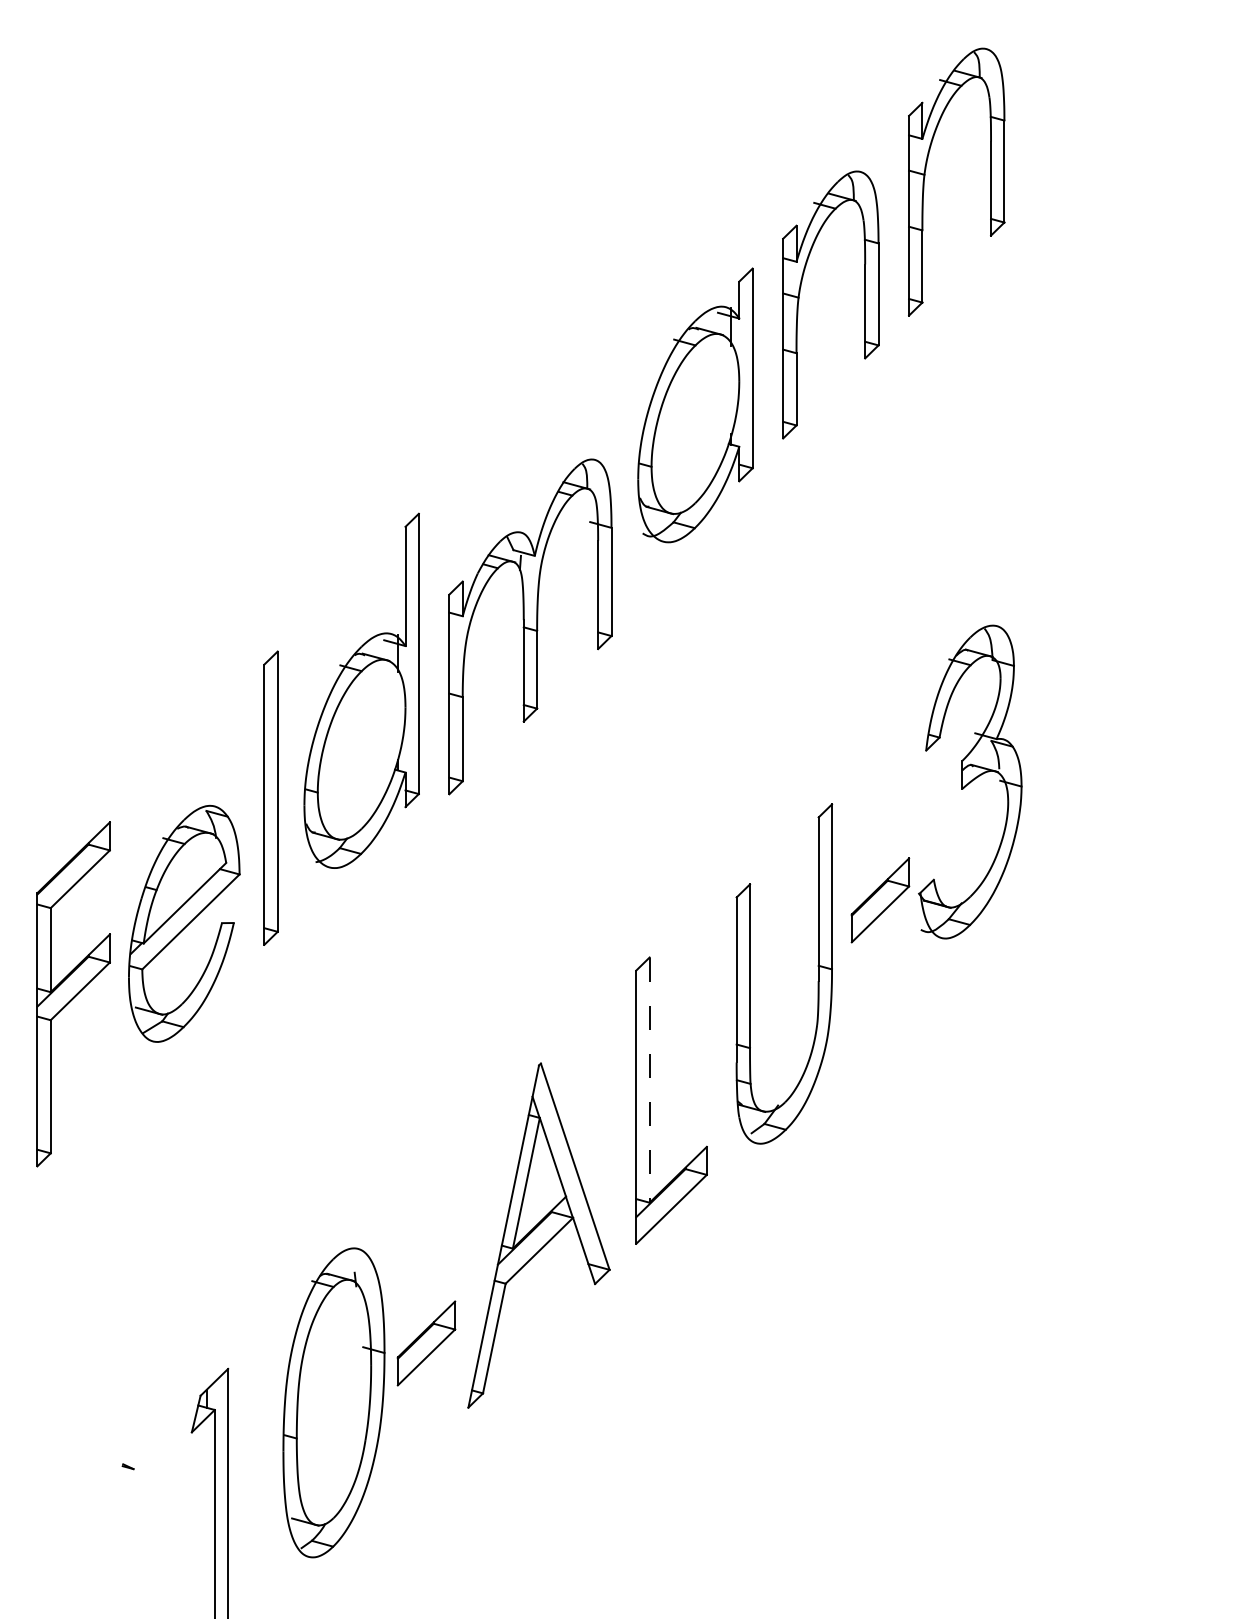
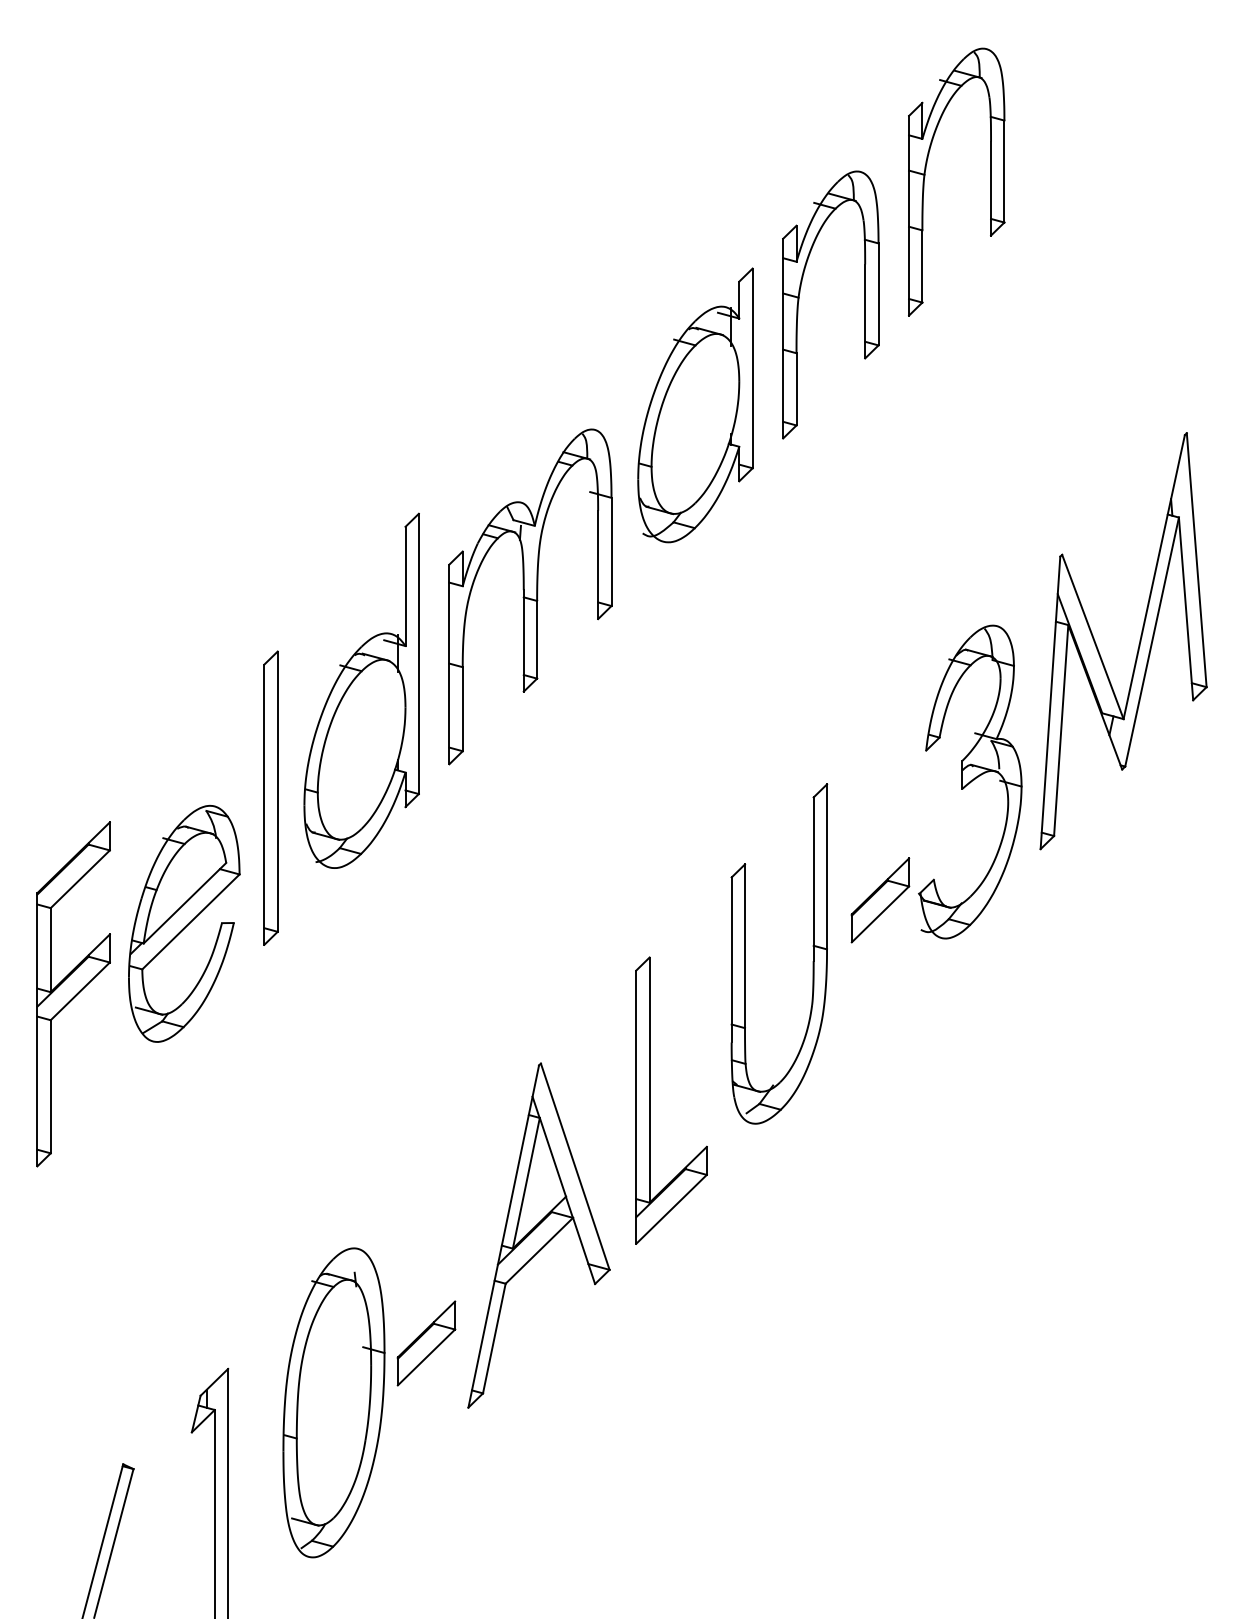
part position: (530, 626) -> (530, 596) (530, 596)
part: none -> present (1138, 644)
part position: (817, 966) -> (812, 946) (812, 946)
line: dashed -> solid (649, 1080)
line: none -> present (103, 1539)
line: none -> present (113, 1542)
